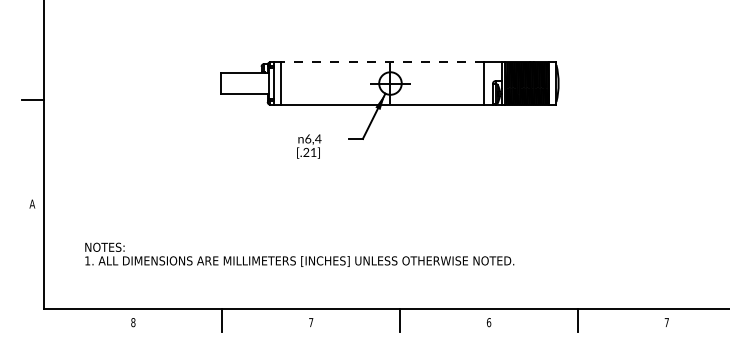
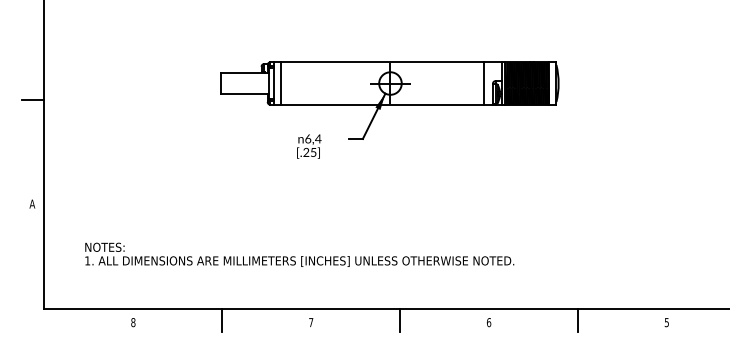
line: dashed -> solid (382, 61)
text: [.21] -> [.25] (313, 152)
text: 7 -> 5 (666, 322)
